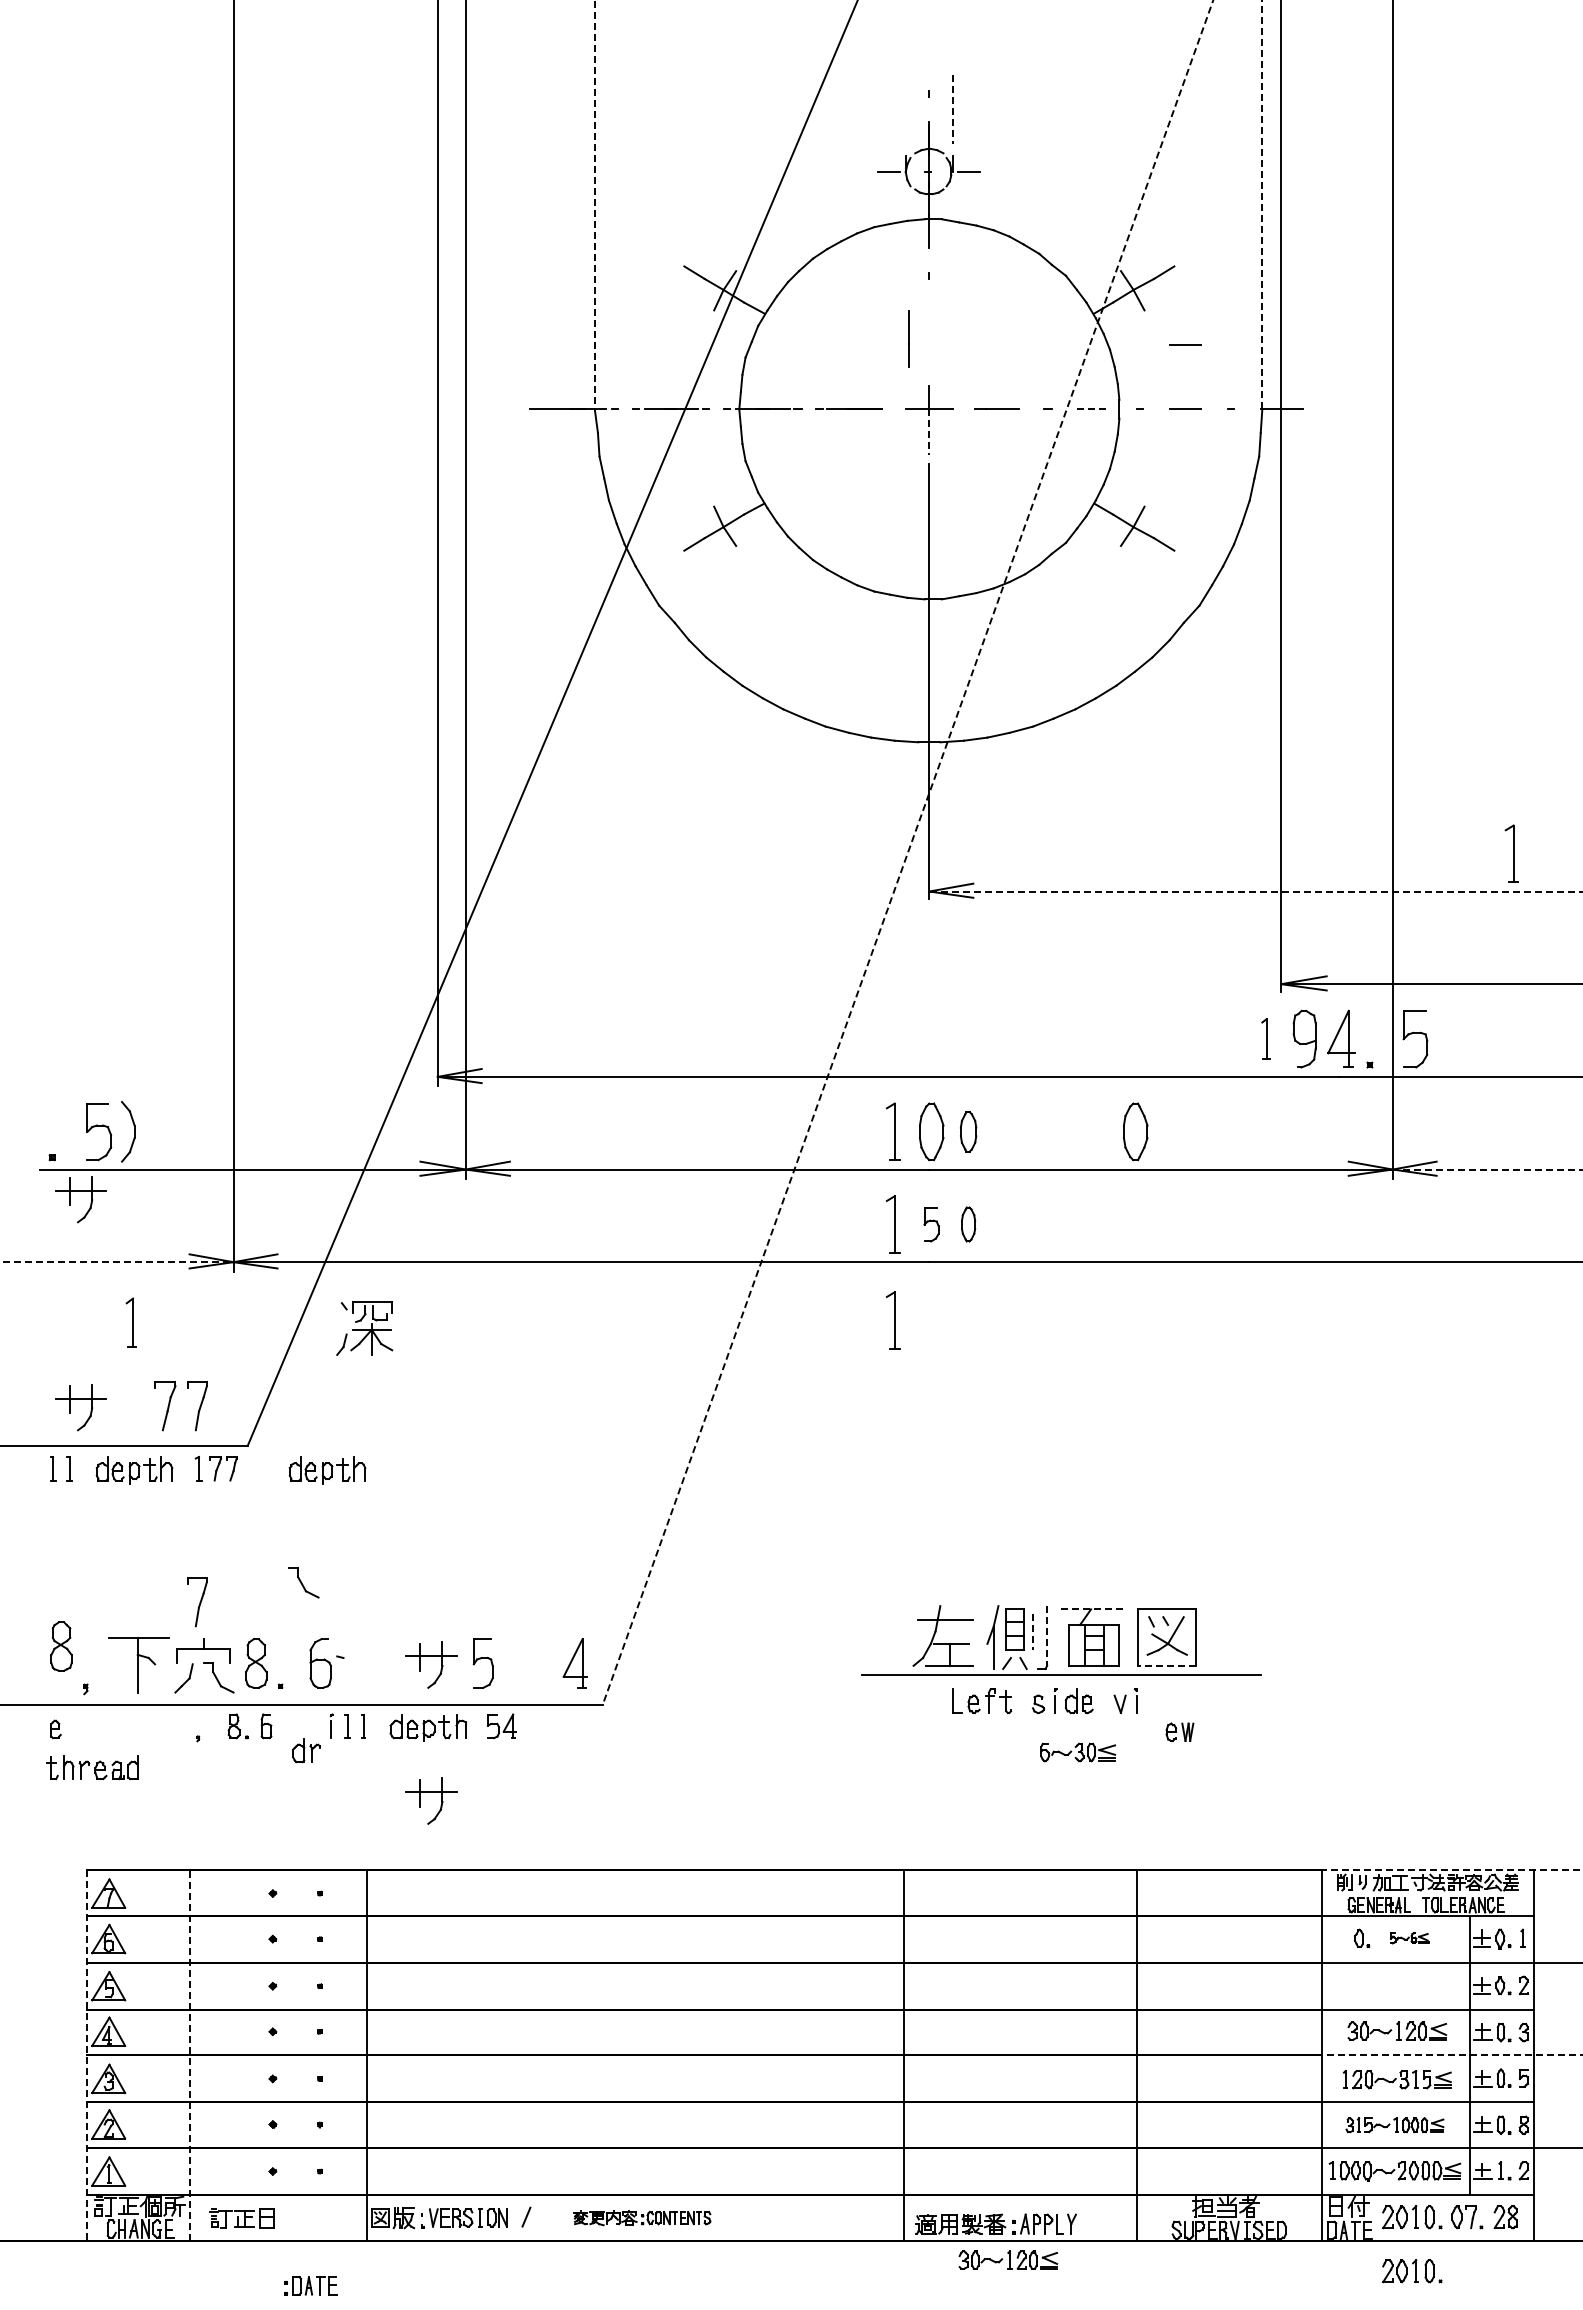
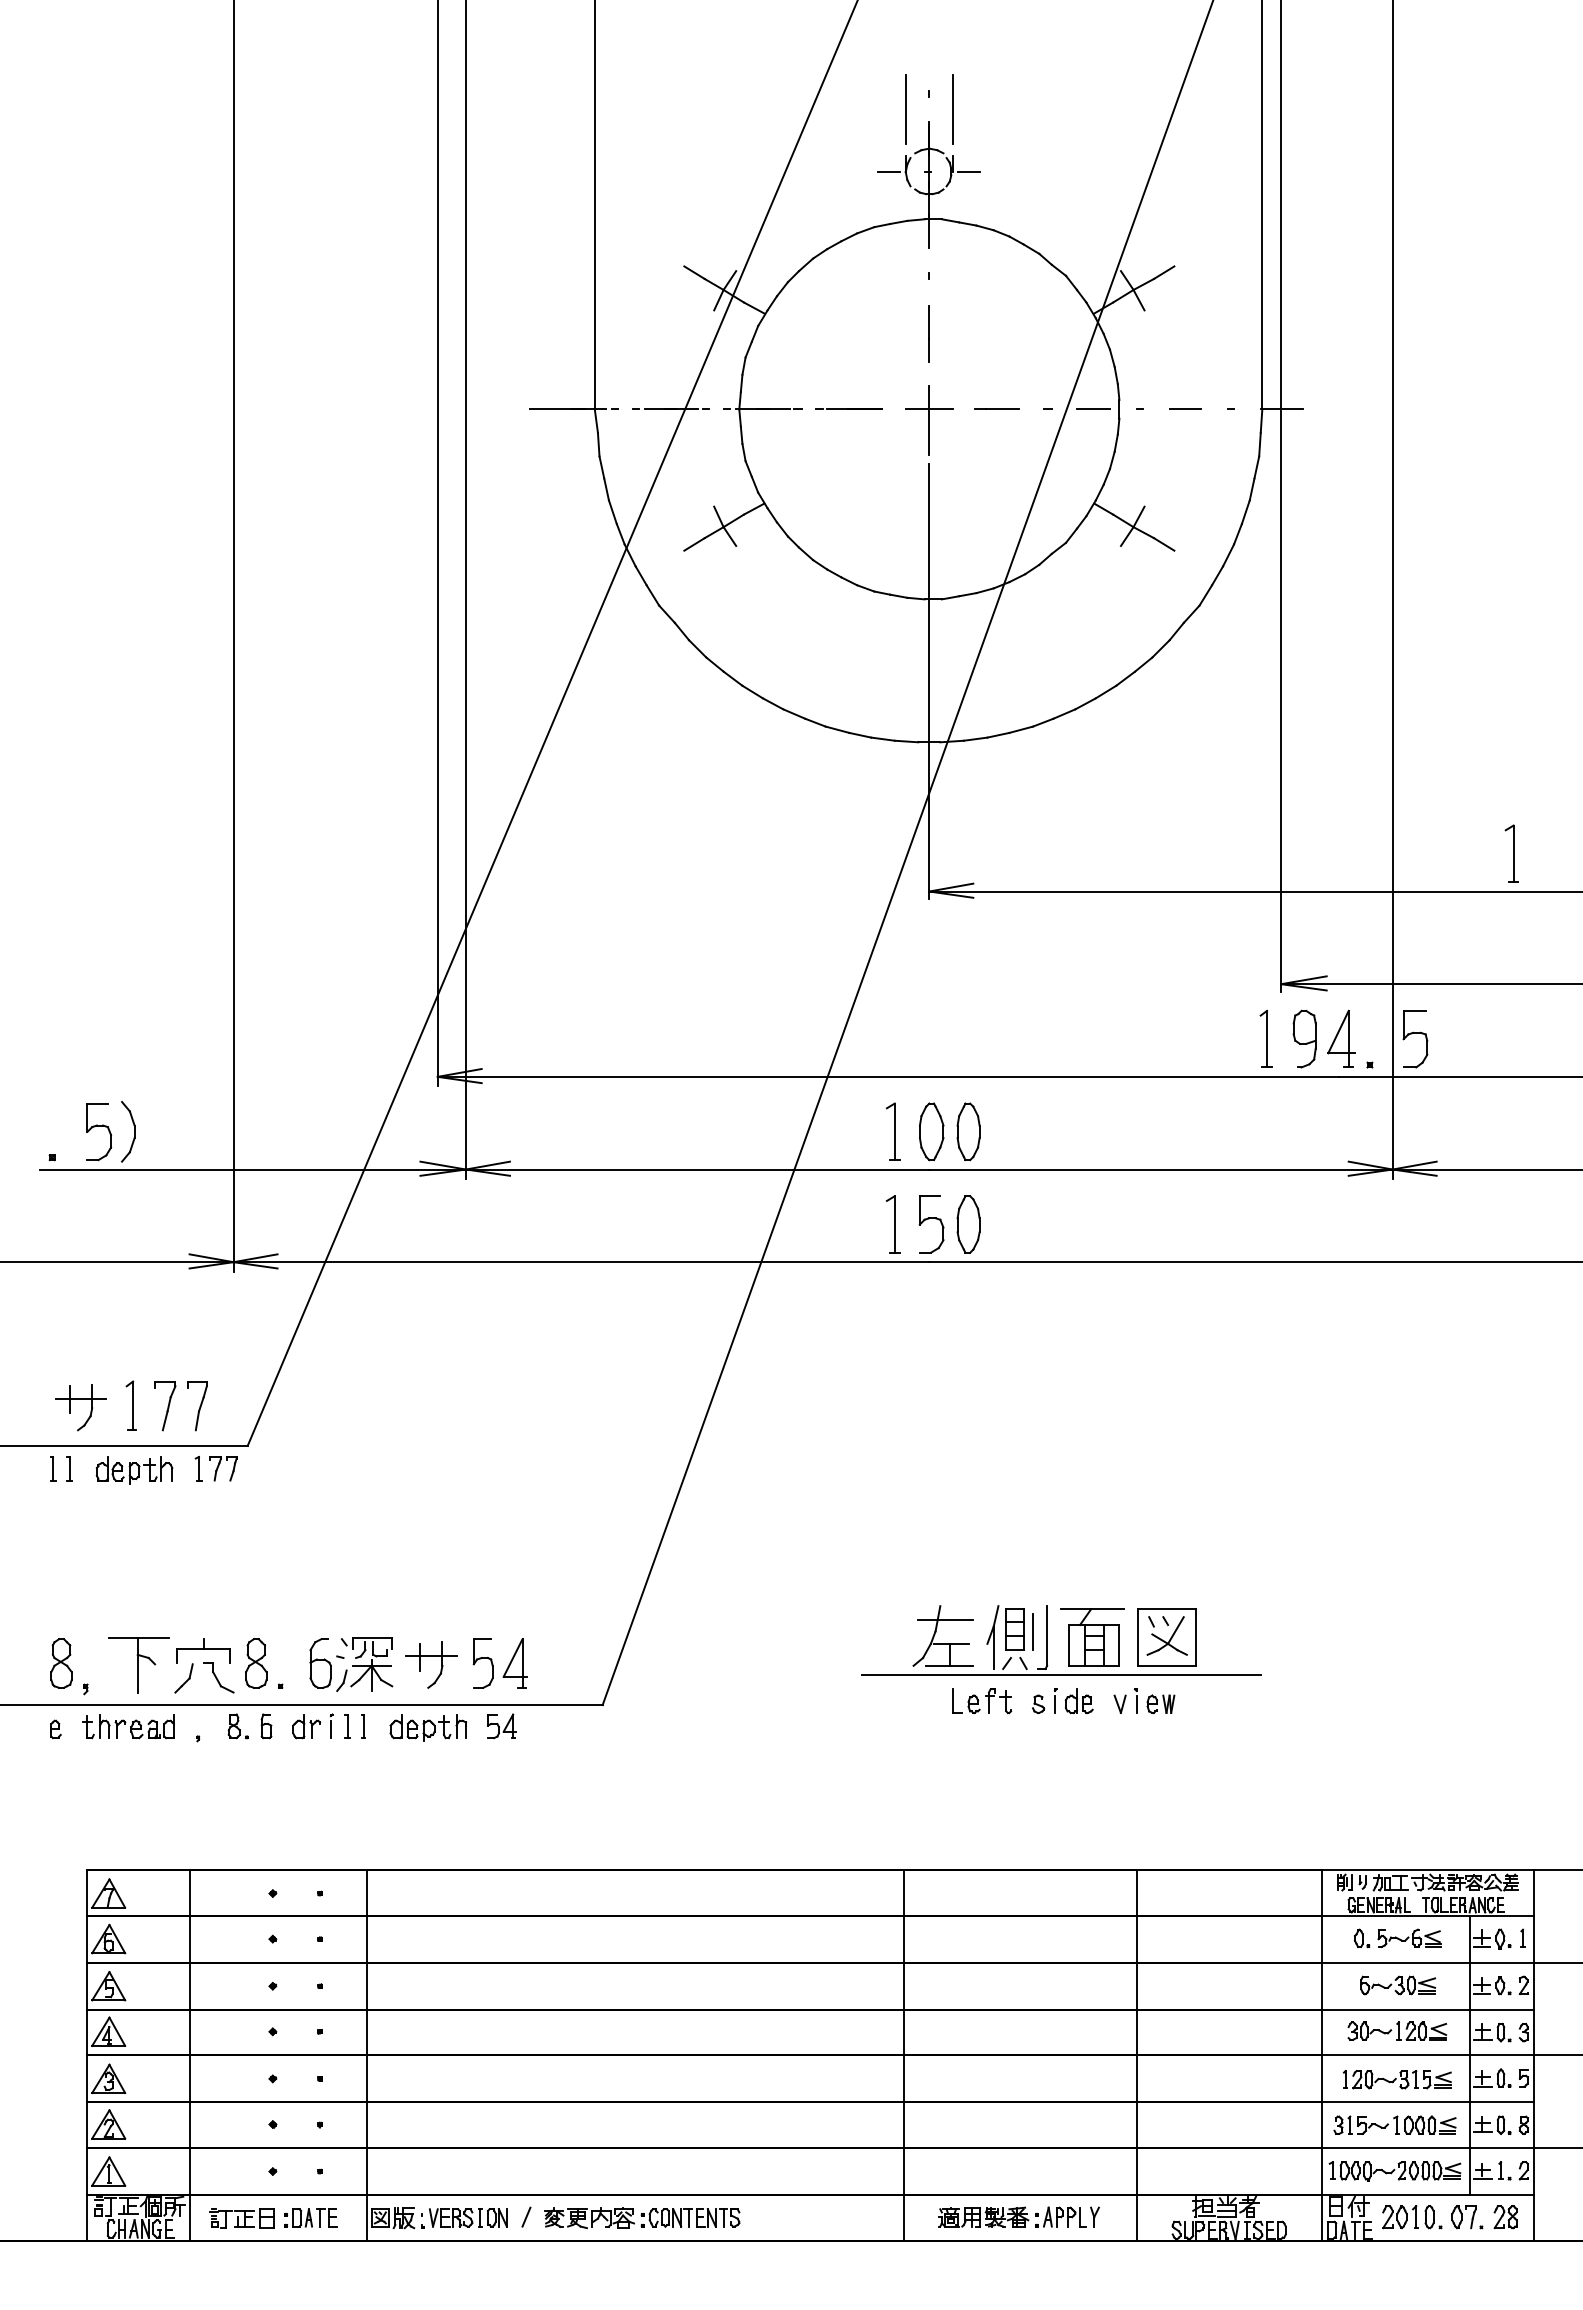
line: none -> present (905, 109)
line: dashed -> solid (952, 109)
line: dashed -> solid (1262, 204)
line: dashed -> solid (594, 205)
line position: (908, 338) -> (928, 333) (928, 333)
line: present -> none (1185, 344)
line: dashed -> solid (1093, 409)
line: dashed -> solid (929, 432)
line: dashed -> solid (907, 853)
line: dashed -> solid (1256, 891)
part size: 10x42 px -> 14x59 px (1265, 1038)
part size: 18x42 px -> 25x60 px (968, 1131)
part: present -> none (1135, 1131)
line: dashed -> solid (1487, 1169)
part: present -> none (80, 1191)
part size: 17x36 px -> 27x59 px (931, 1224)
part size: 16x37 px -> 25x59 px (968, 1224)
line: dashed -> solid (117, 1262)
part: present -> none (892, 1320)
part position: (130, 1322) -> (130, 1405) (130, 1405)
part position: (364, 1328) -> (364, 1664) (364, 1664)
part: present -> none (327, 1470)
part: present -> none (303, 1582)
part: present -> none (197, 1602)
line: dashed -> solid (1093, 1609)
line: dashed -> solid (1032, 1632)
line: dashed -> solid (1047, 1636)
part position: (61, 1646) -> (61, 1663) (61, 1663)
part position: (574, 1663) -> (514, 1663) (514, 1663)
line: dashed -> solid (1166, 1665)
part position: (1179, 1731) -> (1160, 1703) (1160, 1703)
part position: (306, 1750) -> (306, 1726) (306, 1726)
part position: (1078, 1752) -> (1398, 1985) (1398, 1985)
part position: (92, 1767) -> (128, 1726) (128, 1726)
part: present -> none (431, 1792)
line: dashed -> solid (1451, 1870)
part size: 41x13 px -> 65x20 px (1409, 1937)
line: dashed -> solid (189, 2054)
line: dashed -> solid (87, 2055)
line: dashed -> solid (1451, 2055)
part size: 100x17 px -> 124x20 px (1394, 2124)
part size: 139x17 px -> 197x23 px (642, 2218)
part position: (995, 2223) -> (1018, 2216) (1018, 2216)
part: present -> none (1008, 2259)
part: present -> none (1412, 2271)
part position: (310, 2285) -> (310, 2217) (310, 2217)
